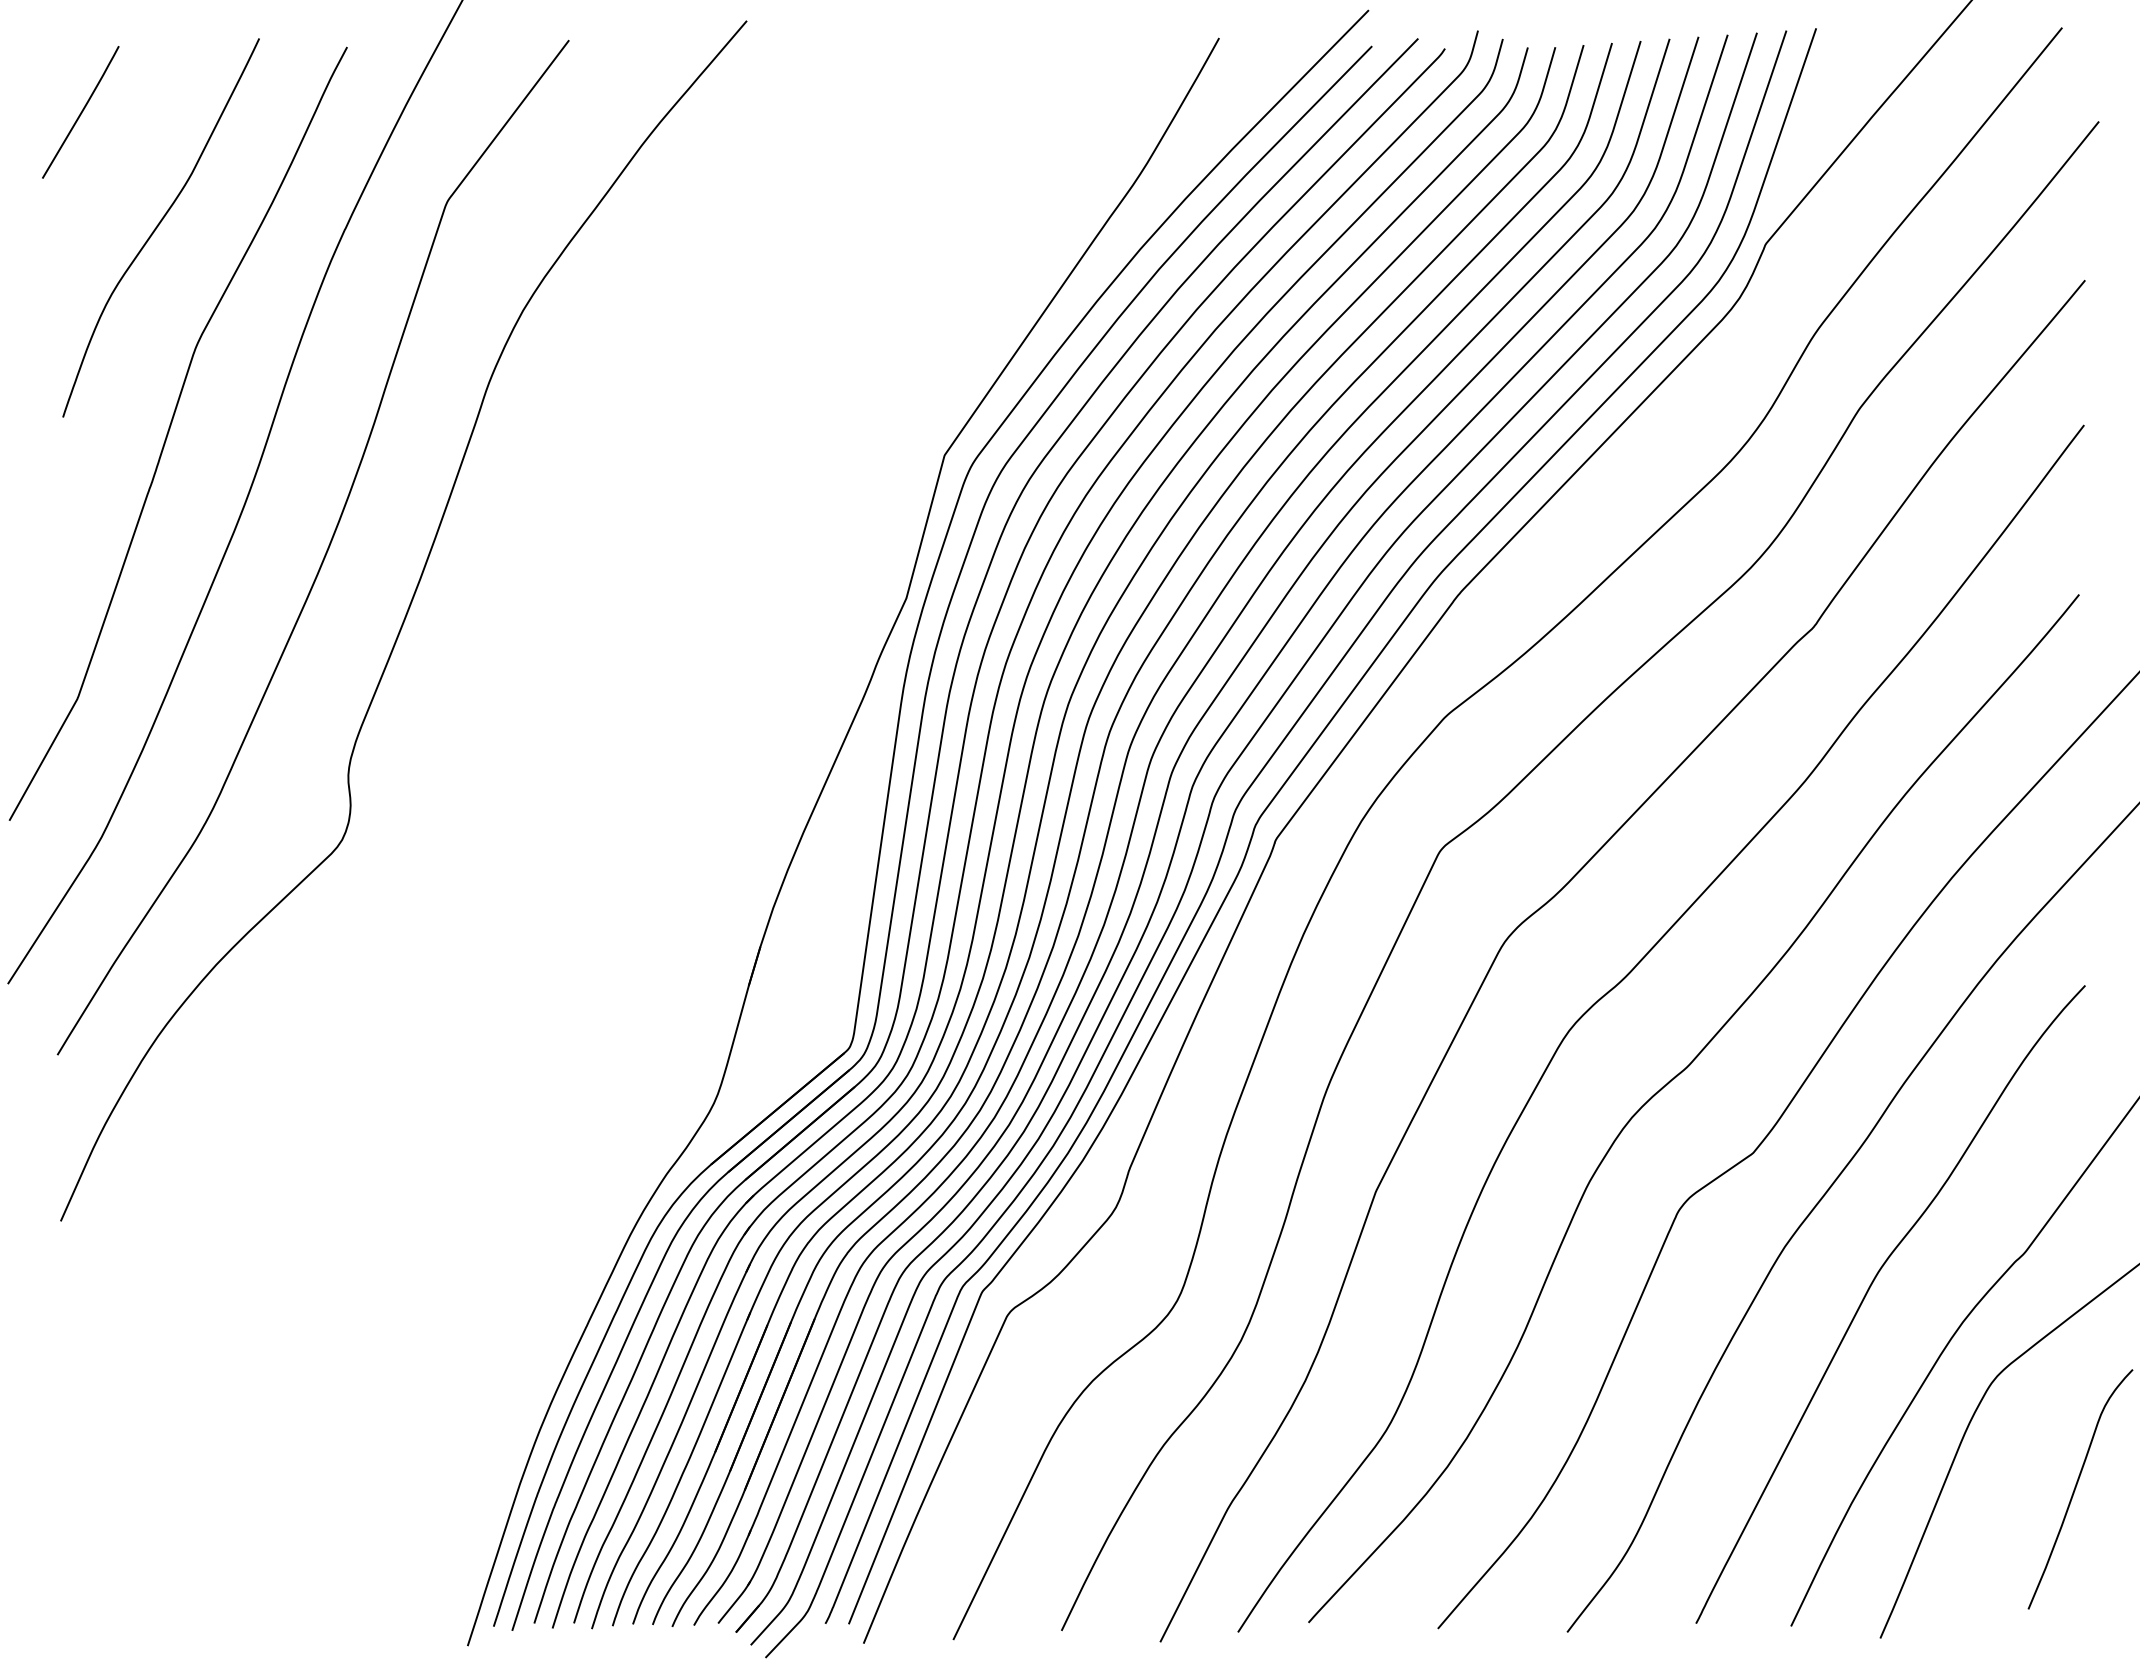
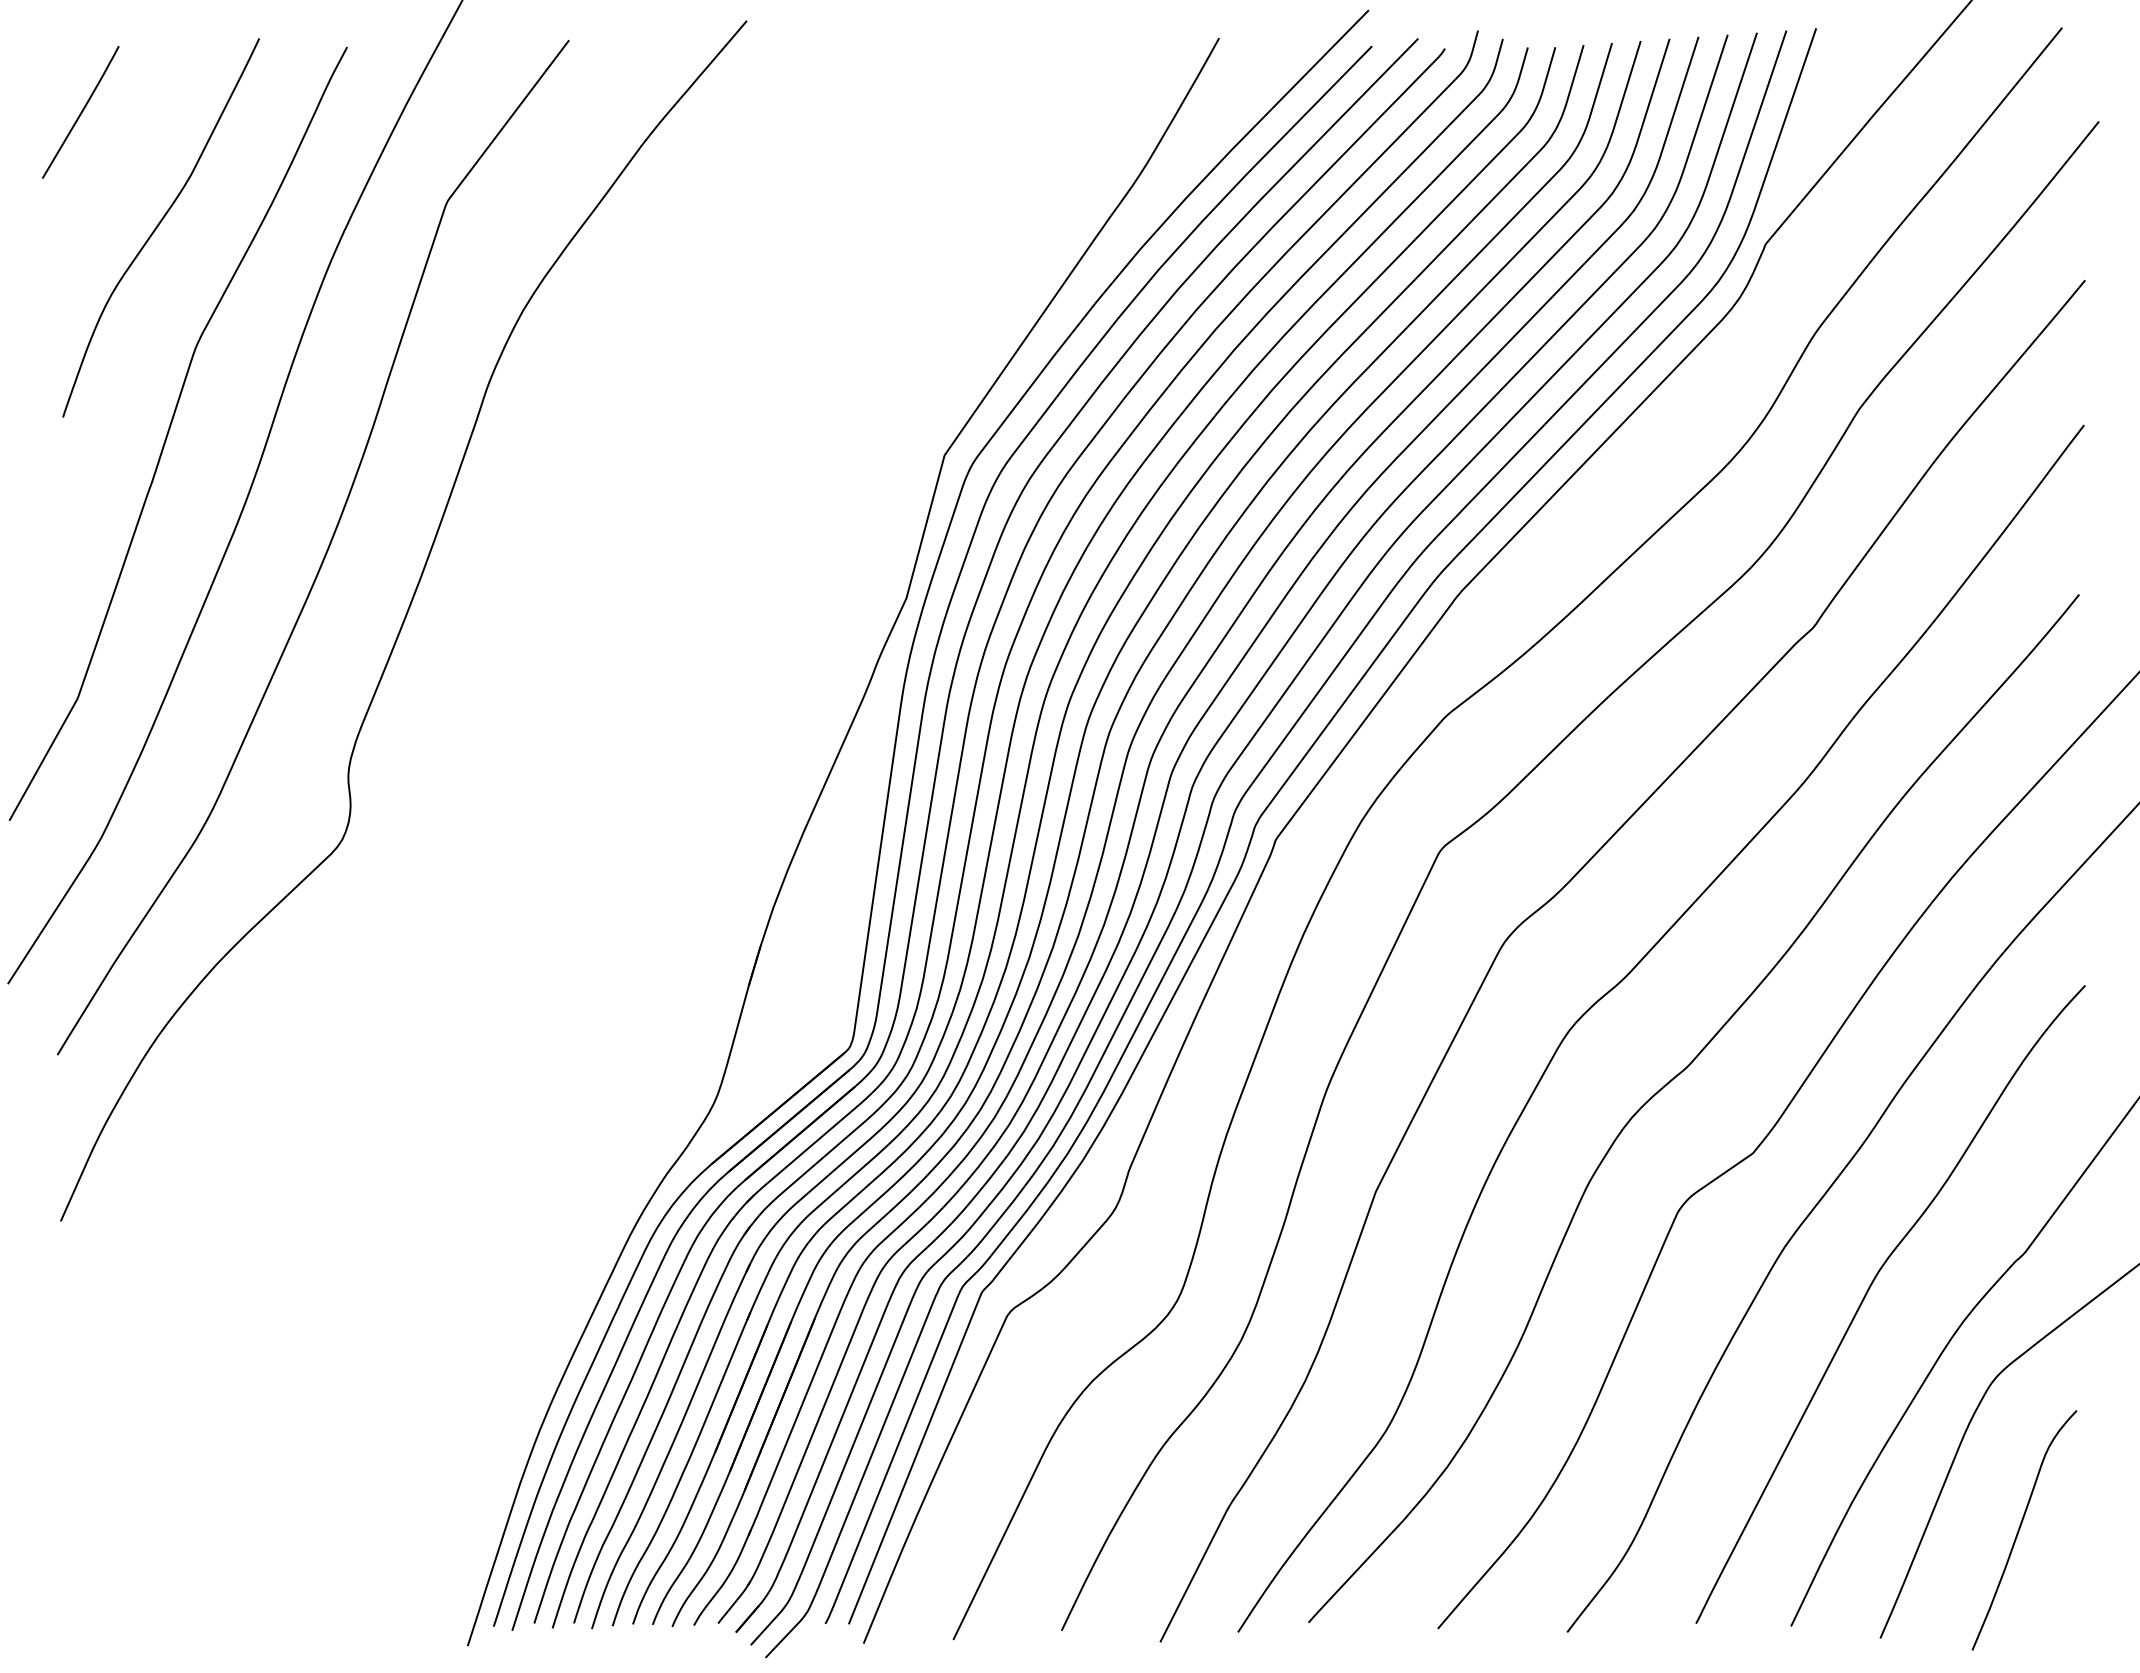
curve position: (2076, 1488) -> (2020, 1529) (2020, 1529)
